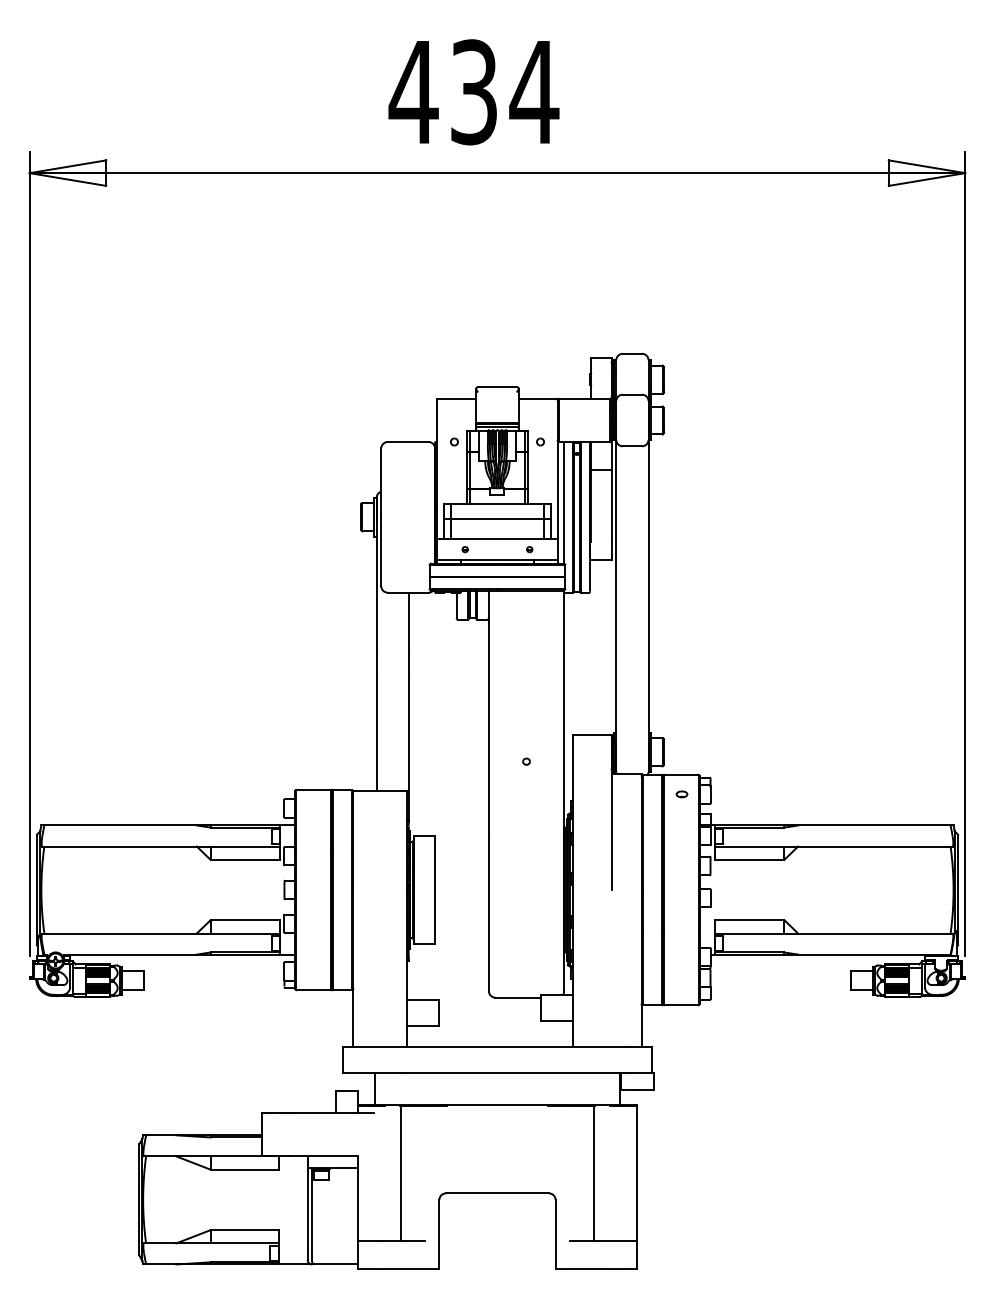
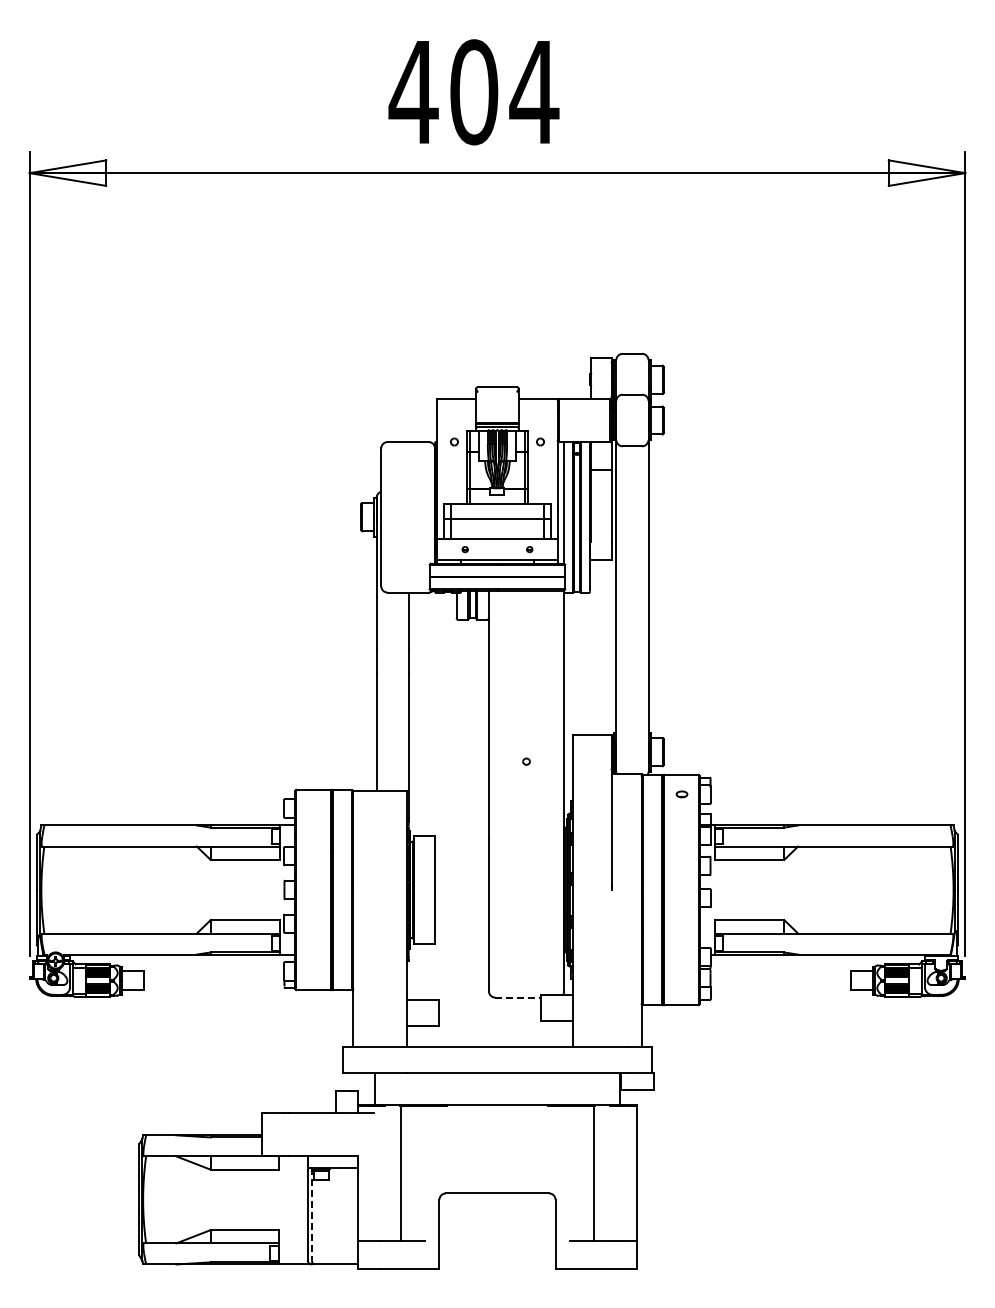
text: 434 -> 404 (474, 92)
line: solid -> dashed (517, 997)
line: solid -> dashed (312, 1214)
